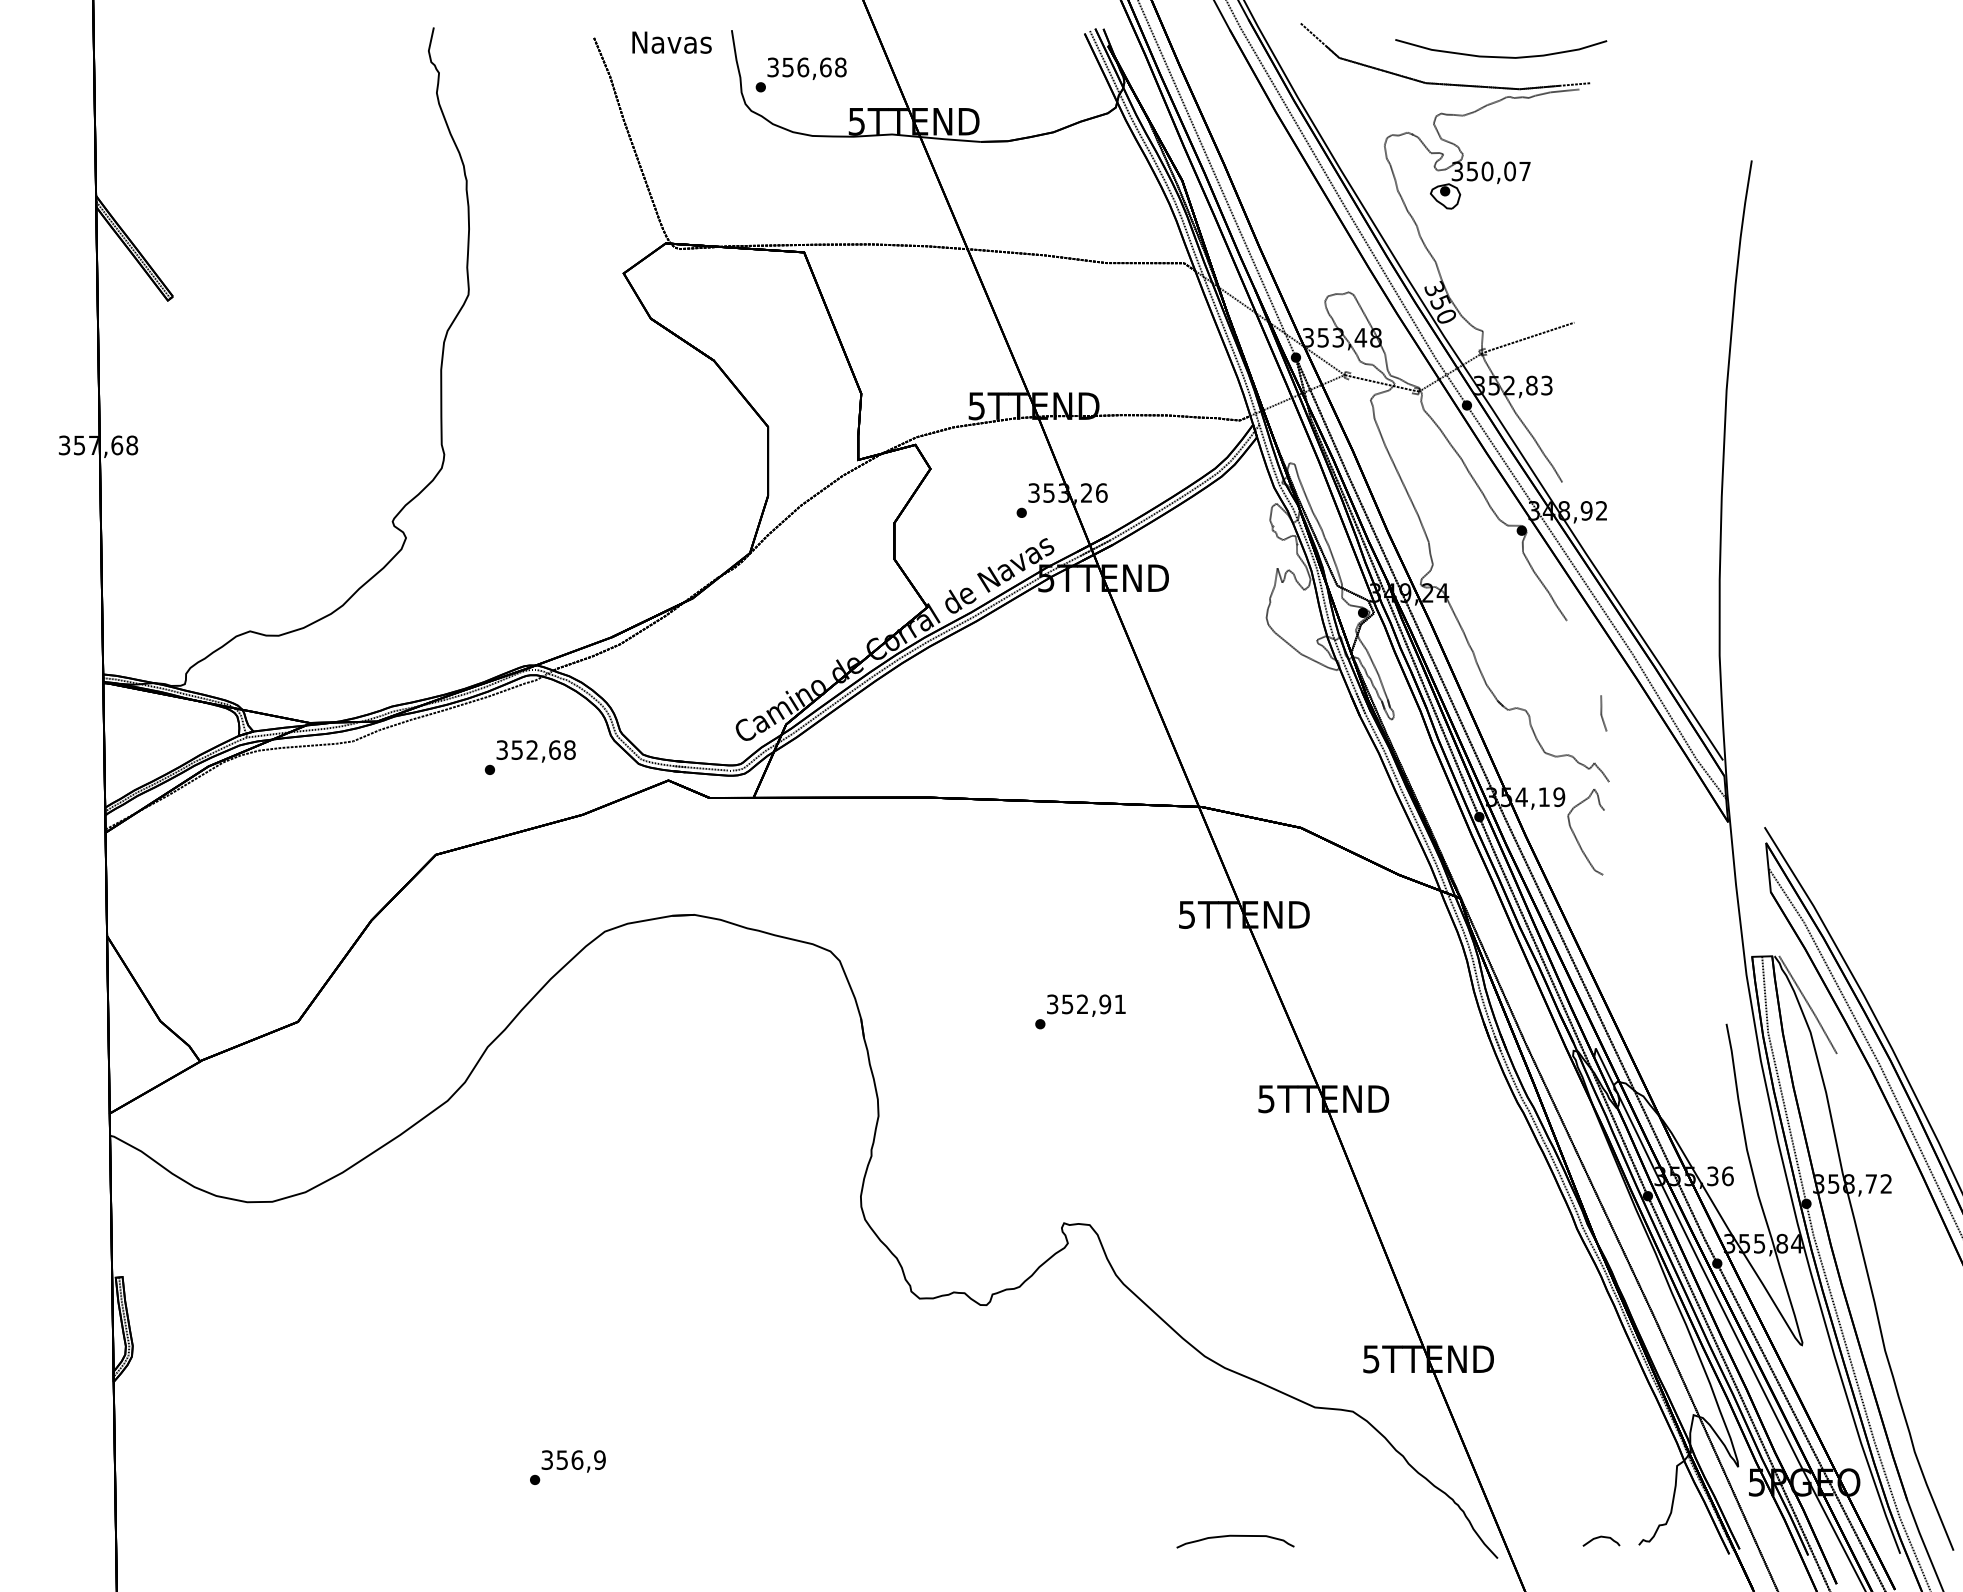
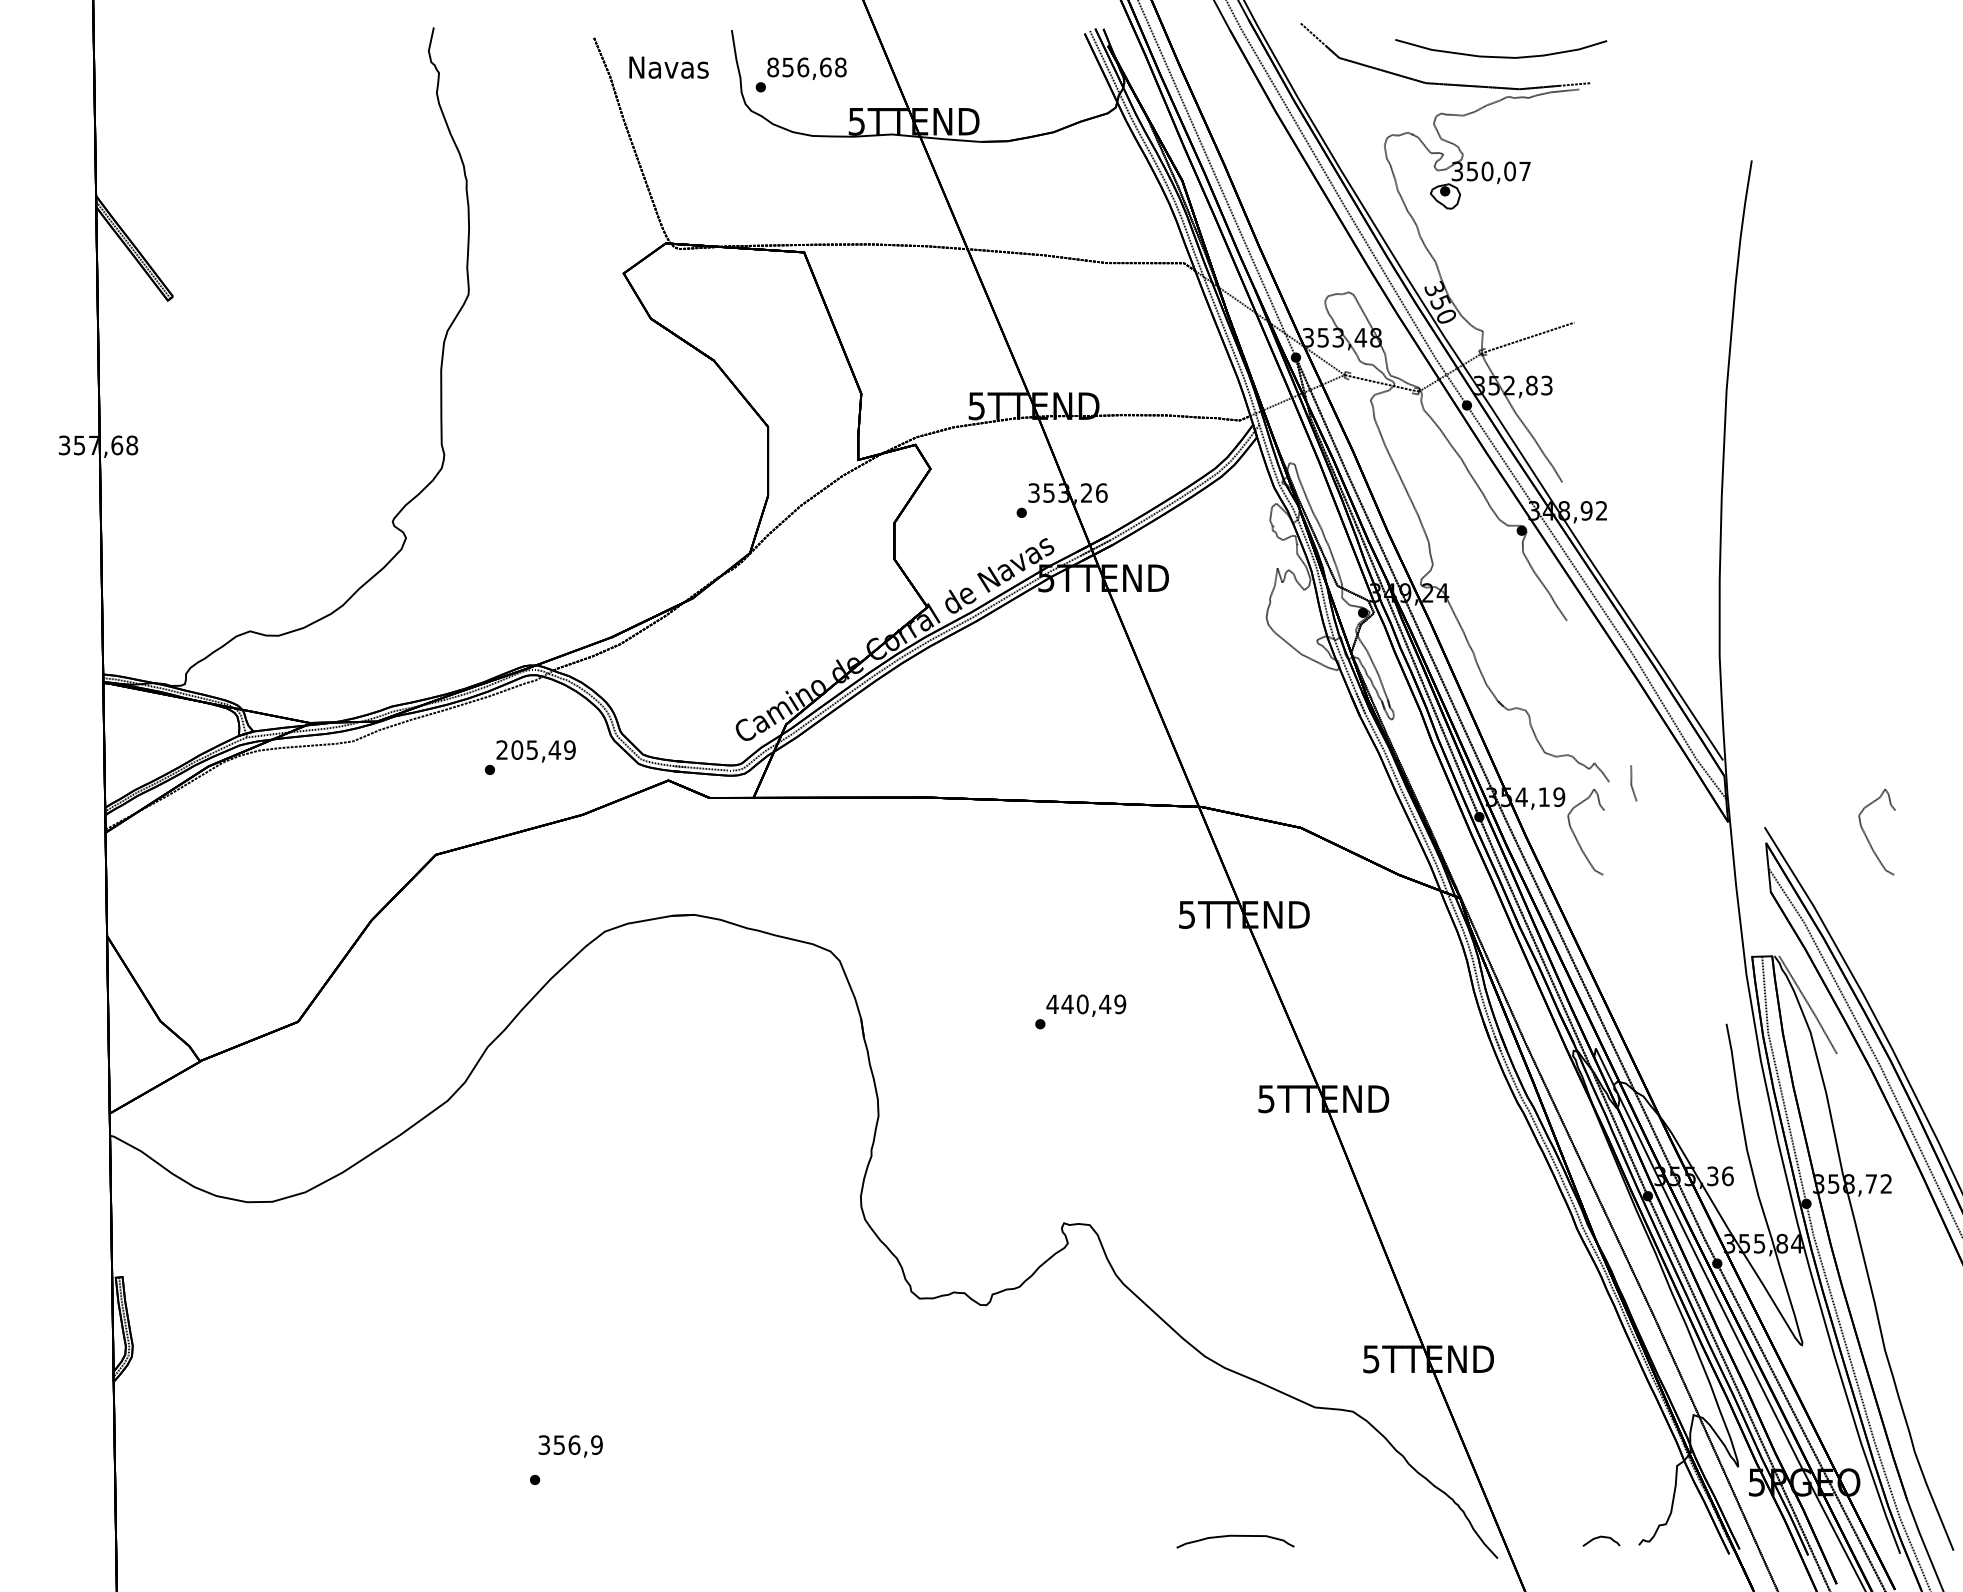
text position: (671, 42) -> (668, 67) (668, 67)
text: 356,68 -> 856,68 (772, 67)
line position: (1602, 713) -> (1632, 783) (1632, 783)
text: 352,68 -> 205,49 (535, 749)
curve: none -> present (1868, 838)
text: 352,91 -> 440,49 (1086, 1004)
text position: (573, 1461) -> (570, 1446) (570, 1446)
